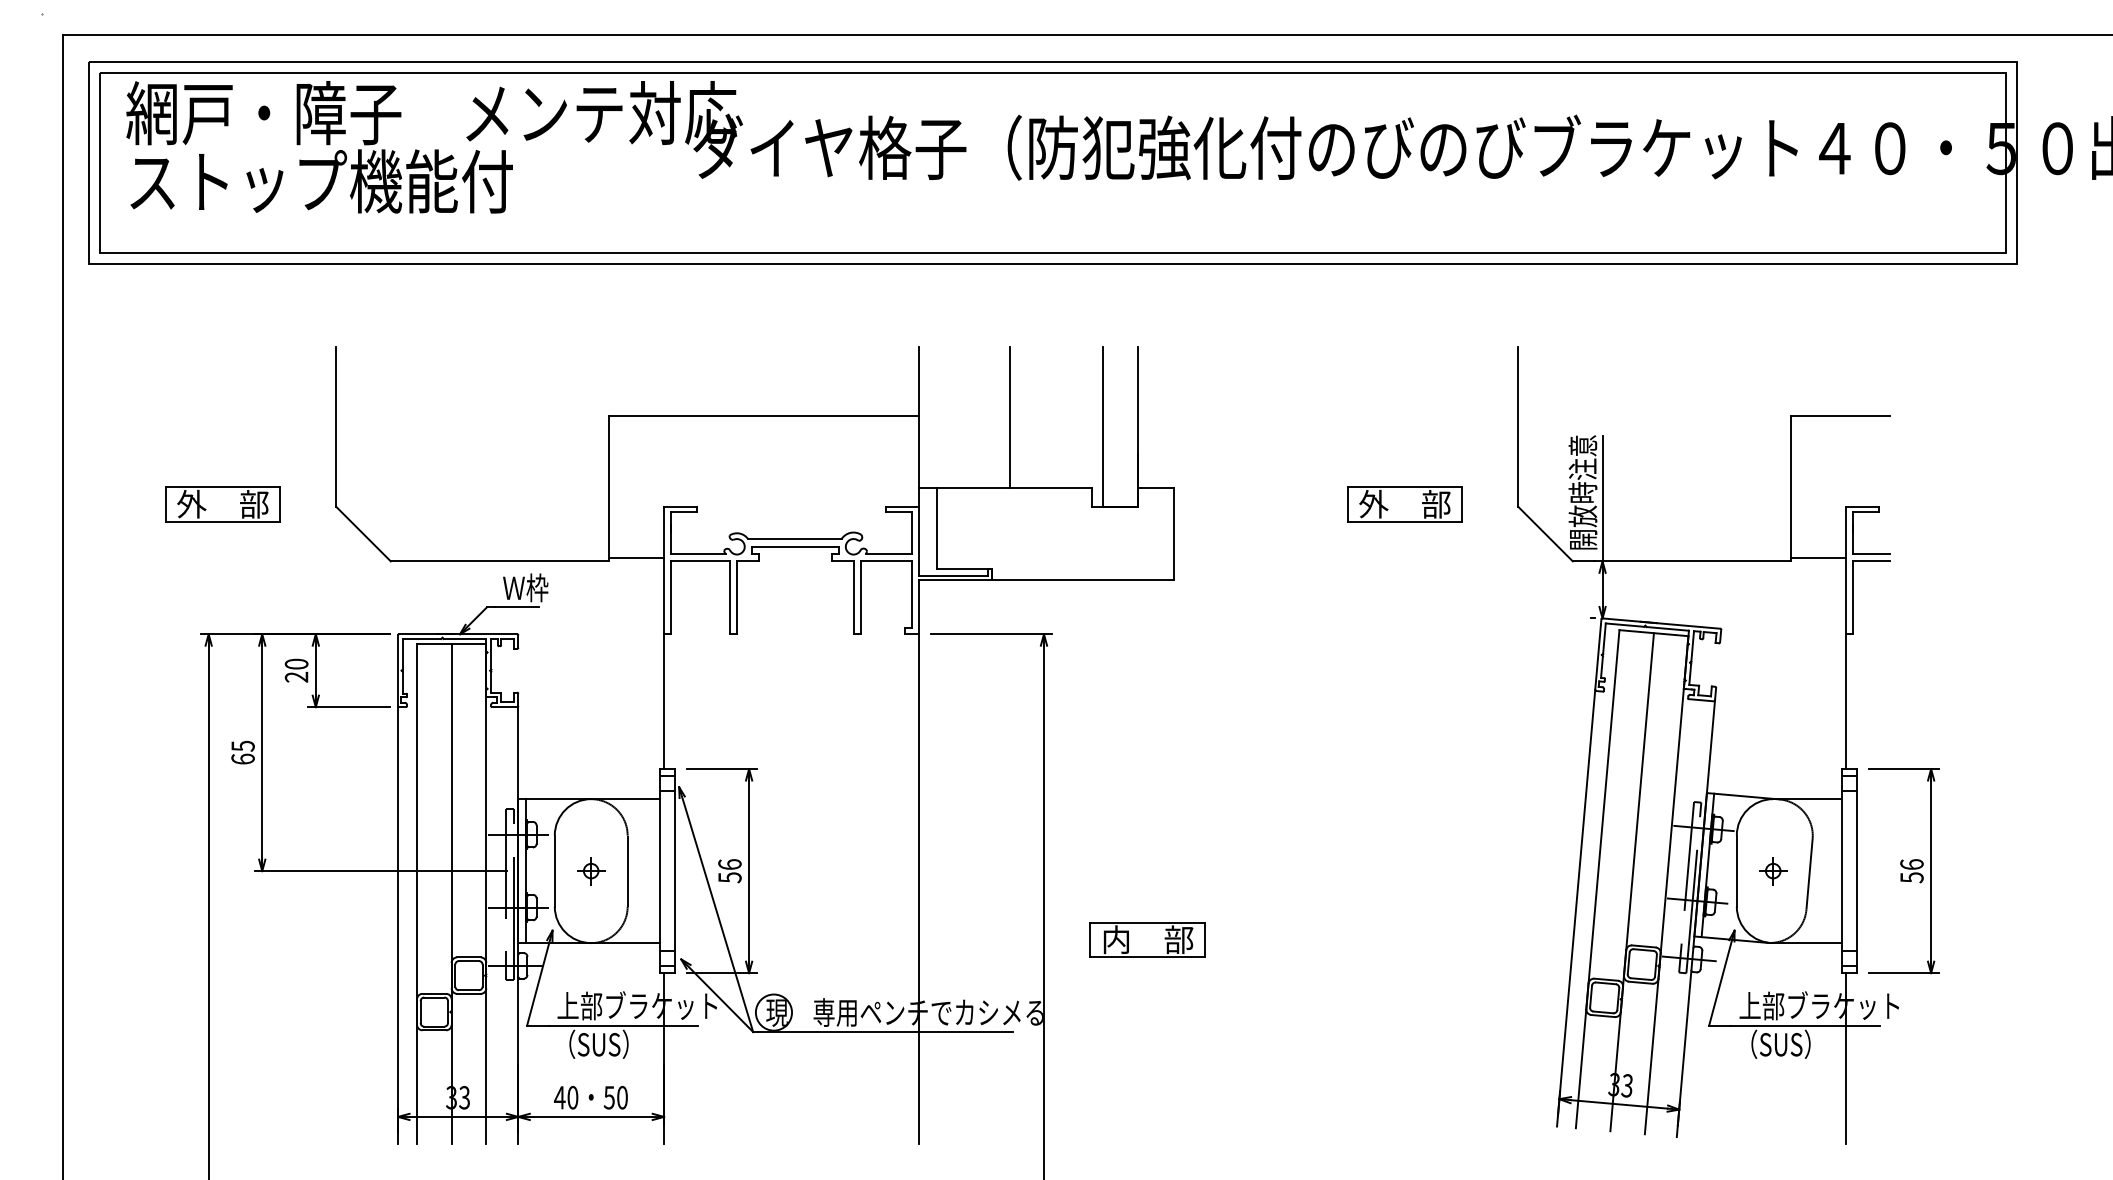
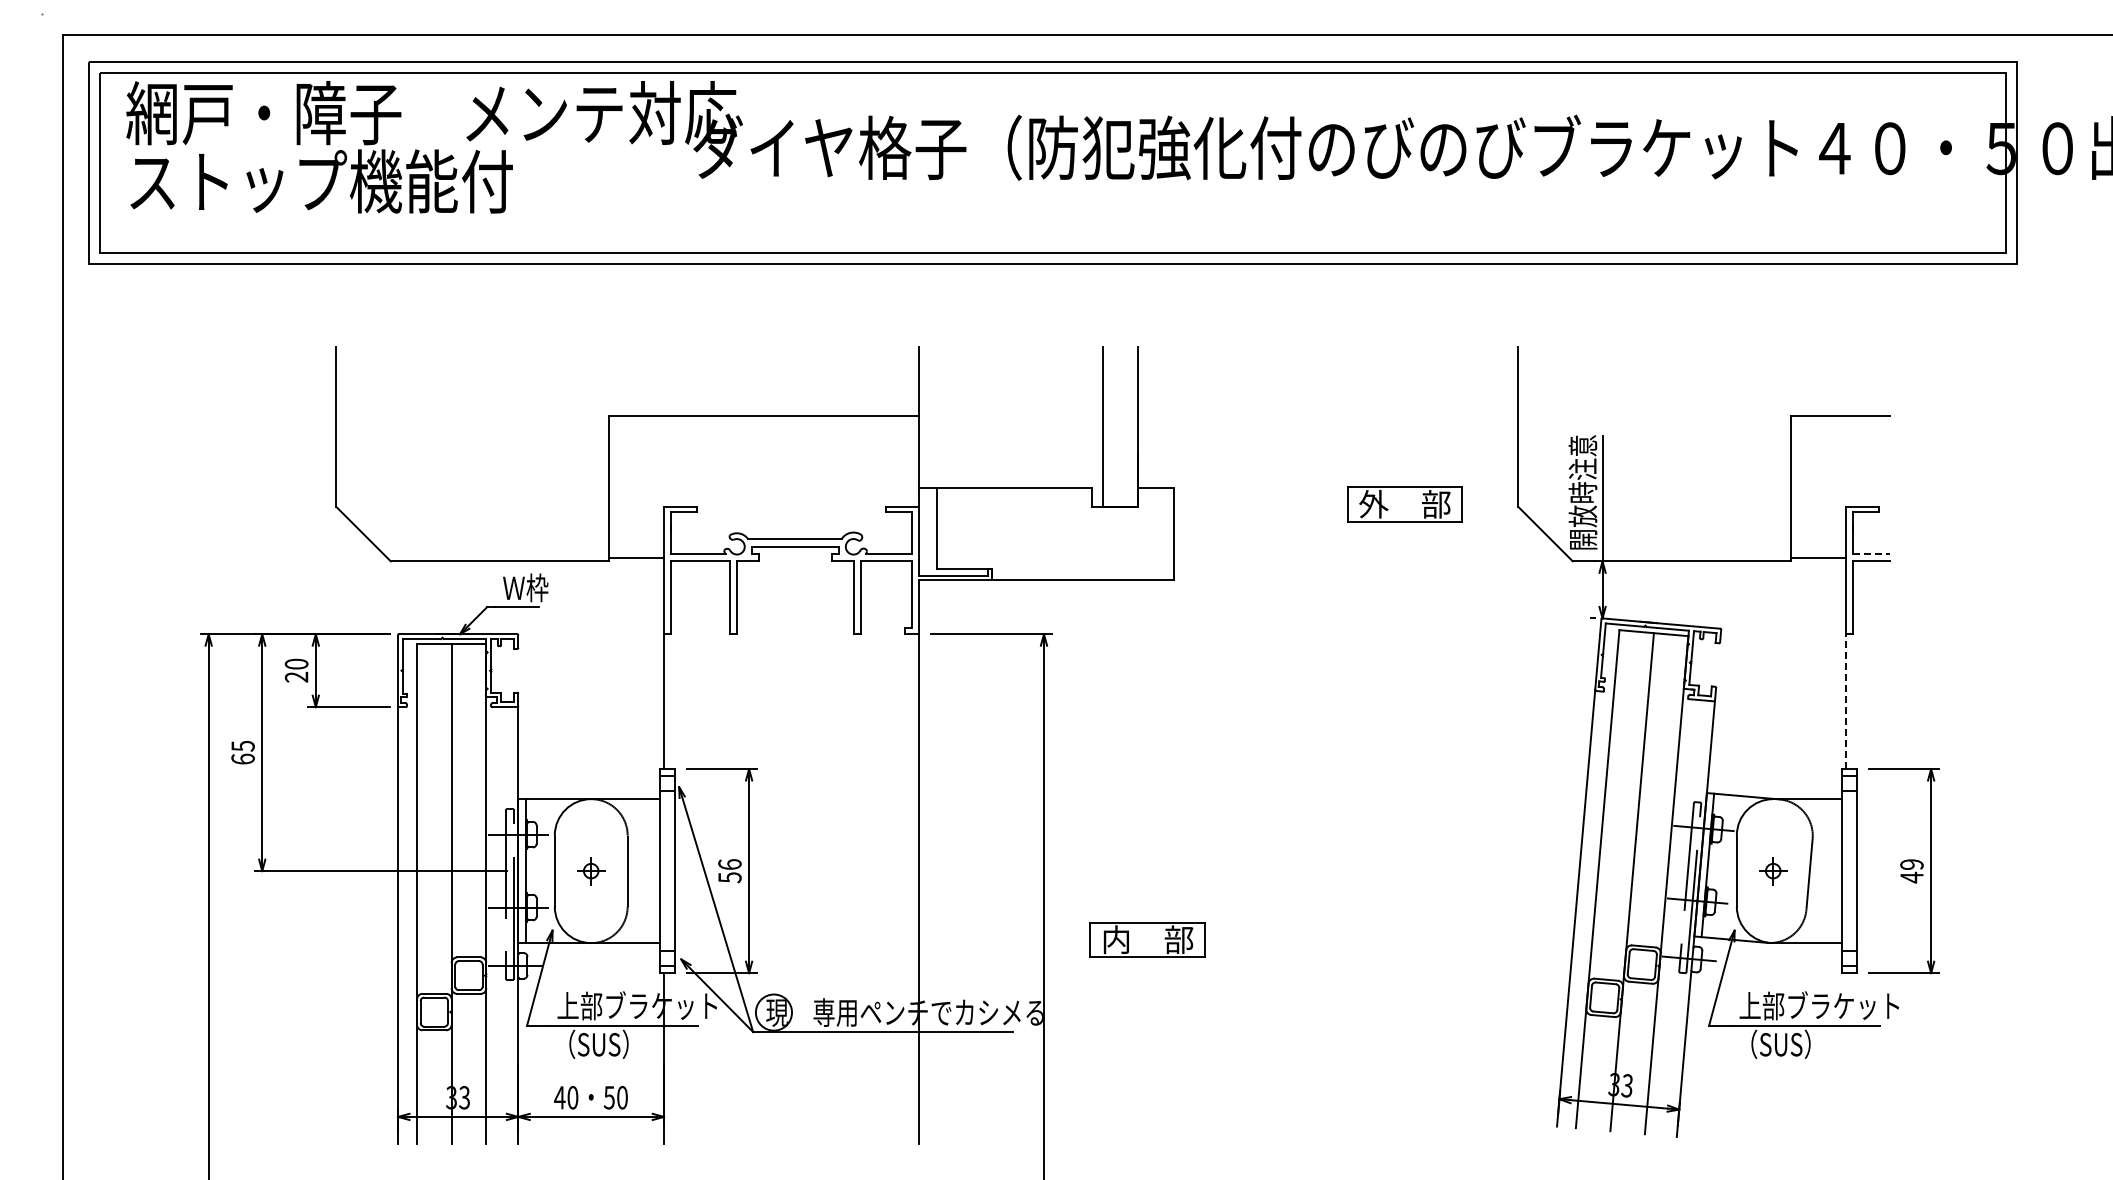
line: present -> none (1010, 417)
part: present -> none (222, 504)
line: solid -> dashed (1872, 554)
line: solid -> dashed (1846, 701)
text: 56 -> 49 (1911, 871)
line: present -> none (1846, 1058)
